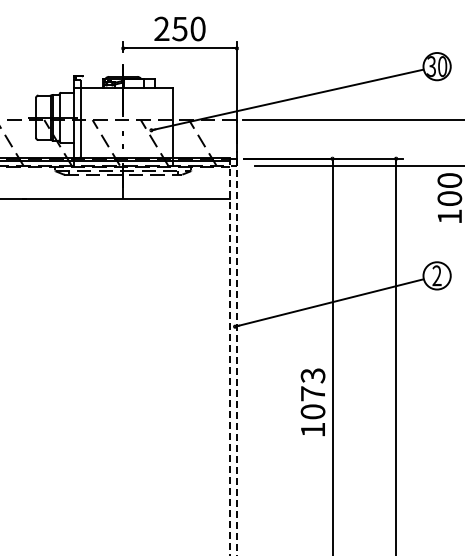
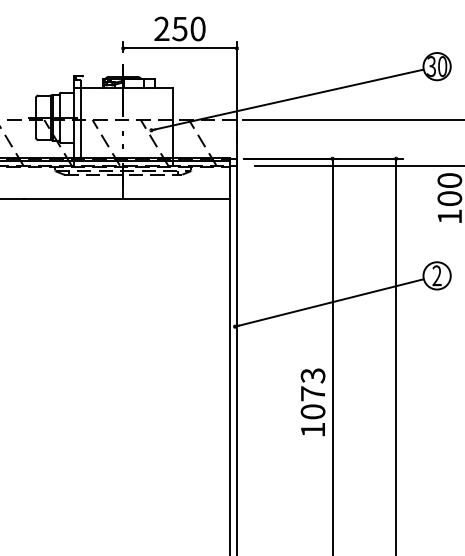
line: dashed -> solid (230, 357)
line: dashed -> solid (236, 357)
